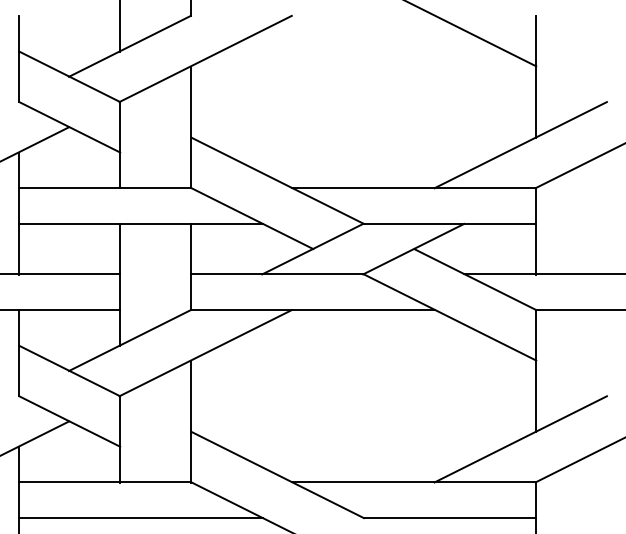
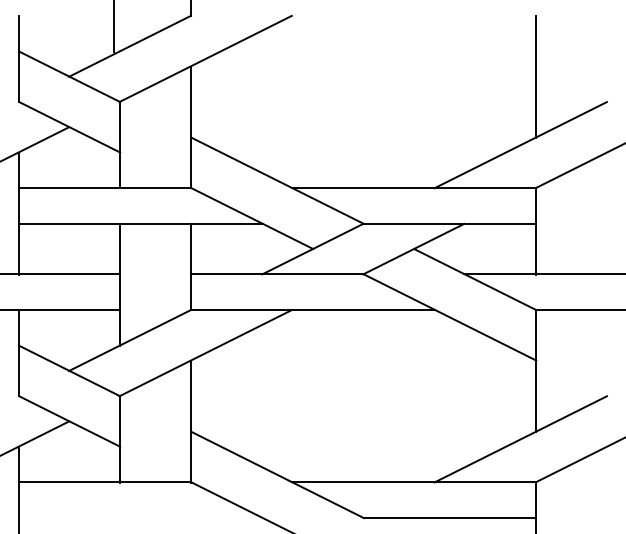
line position: (119, 26) -> (113, 26) (113, 26)
line: present -> none (471, 34)
line: present -> none (140, 517)
